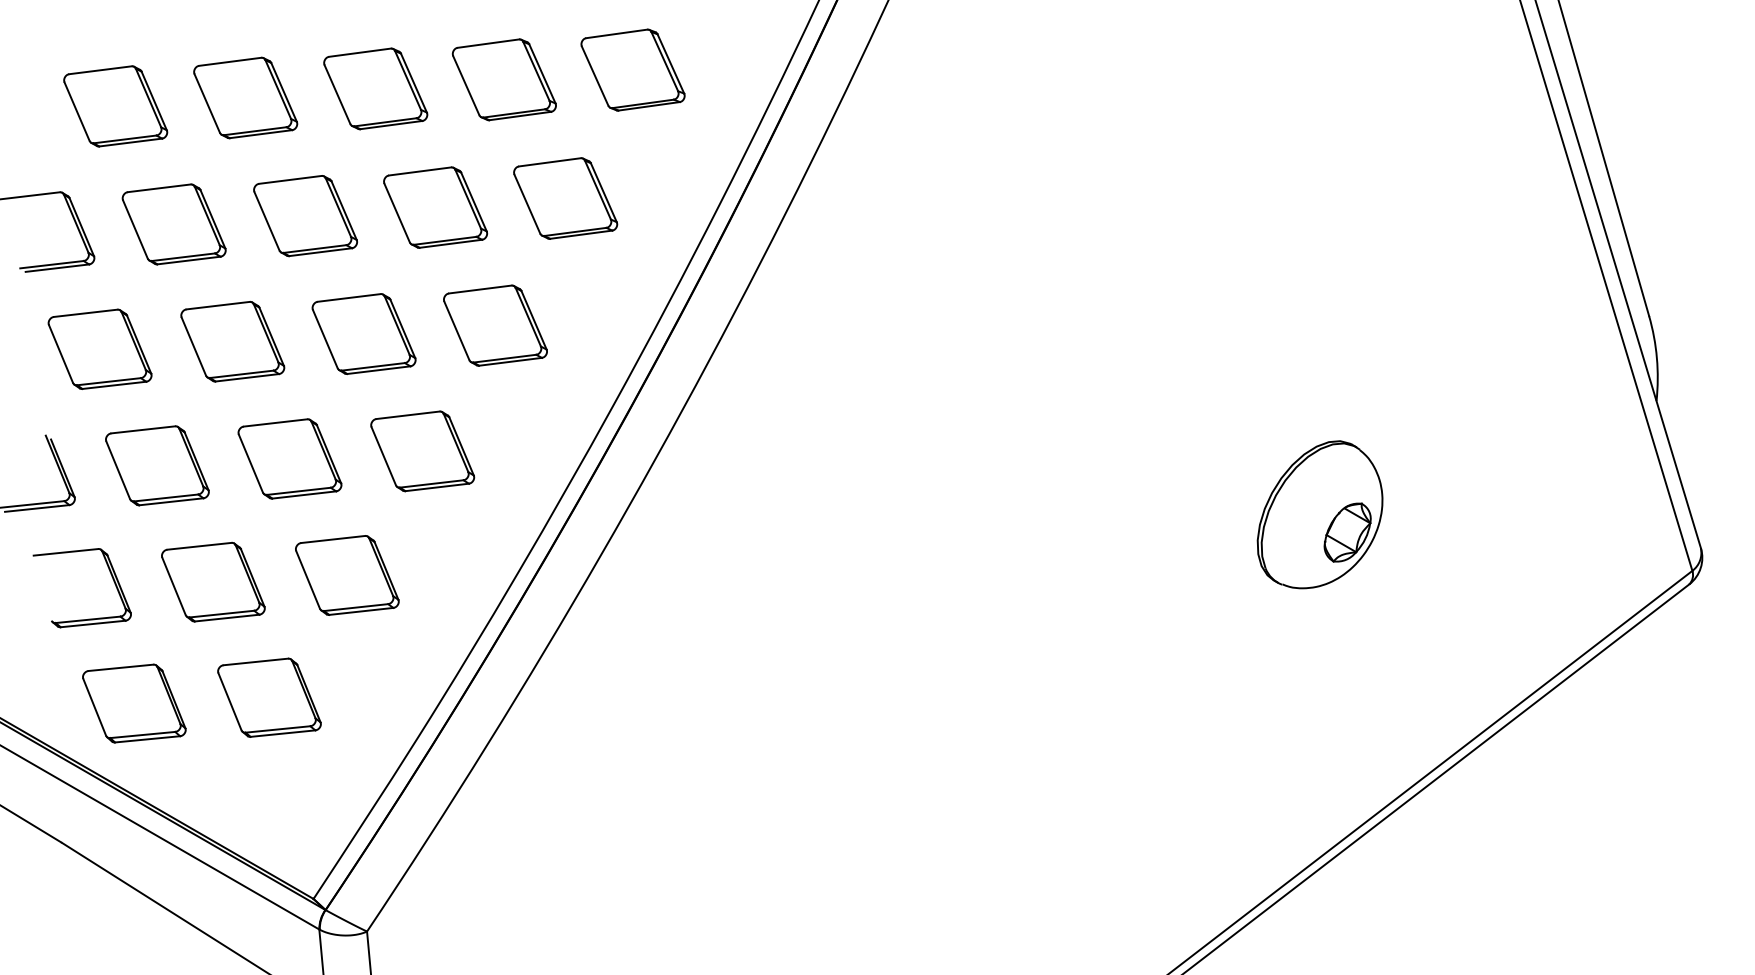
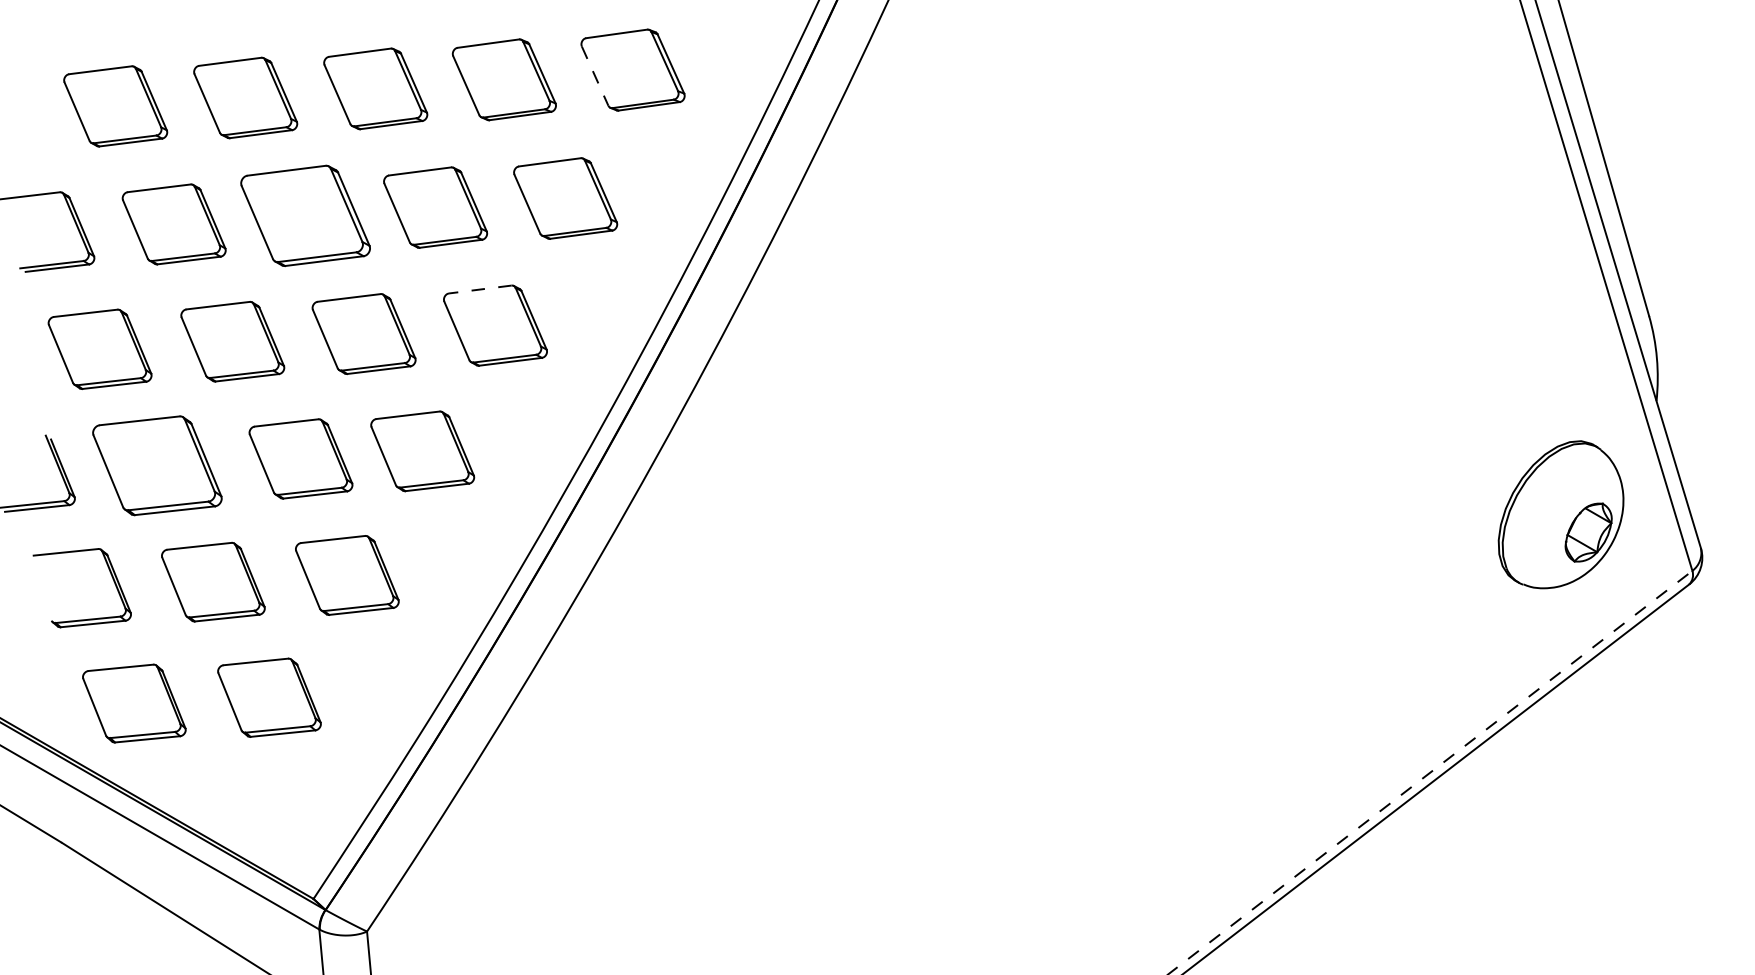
line: solid -> dashed (595, 76)
part size: 105x83 px -> 131x103 px (305, 215)
line: solid -> dashed (480, 289)
part position: (289, 458) -> (300, 458) (300, 458)
part size: 105x82 px -> 131x102 px (157, 465)
part position: (1319, 514) -> (1560, 514) (1560, 514)
line: solid -> dashed (1430, 772)
